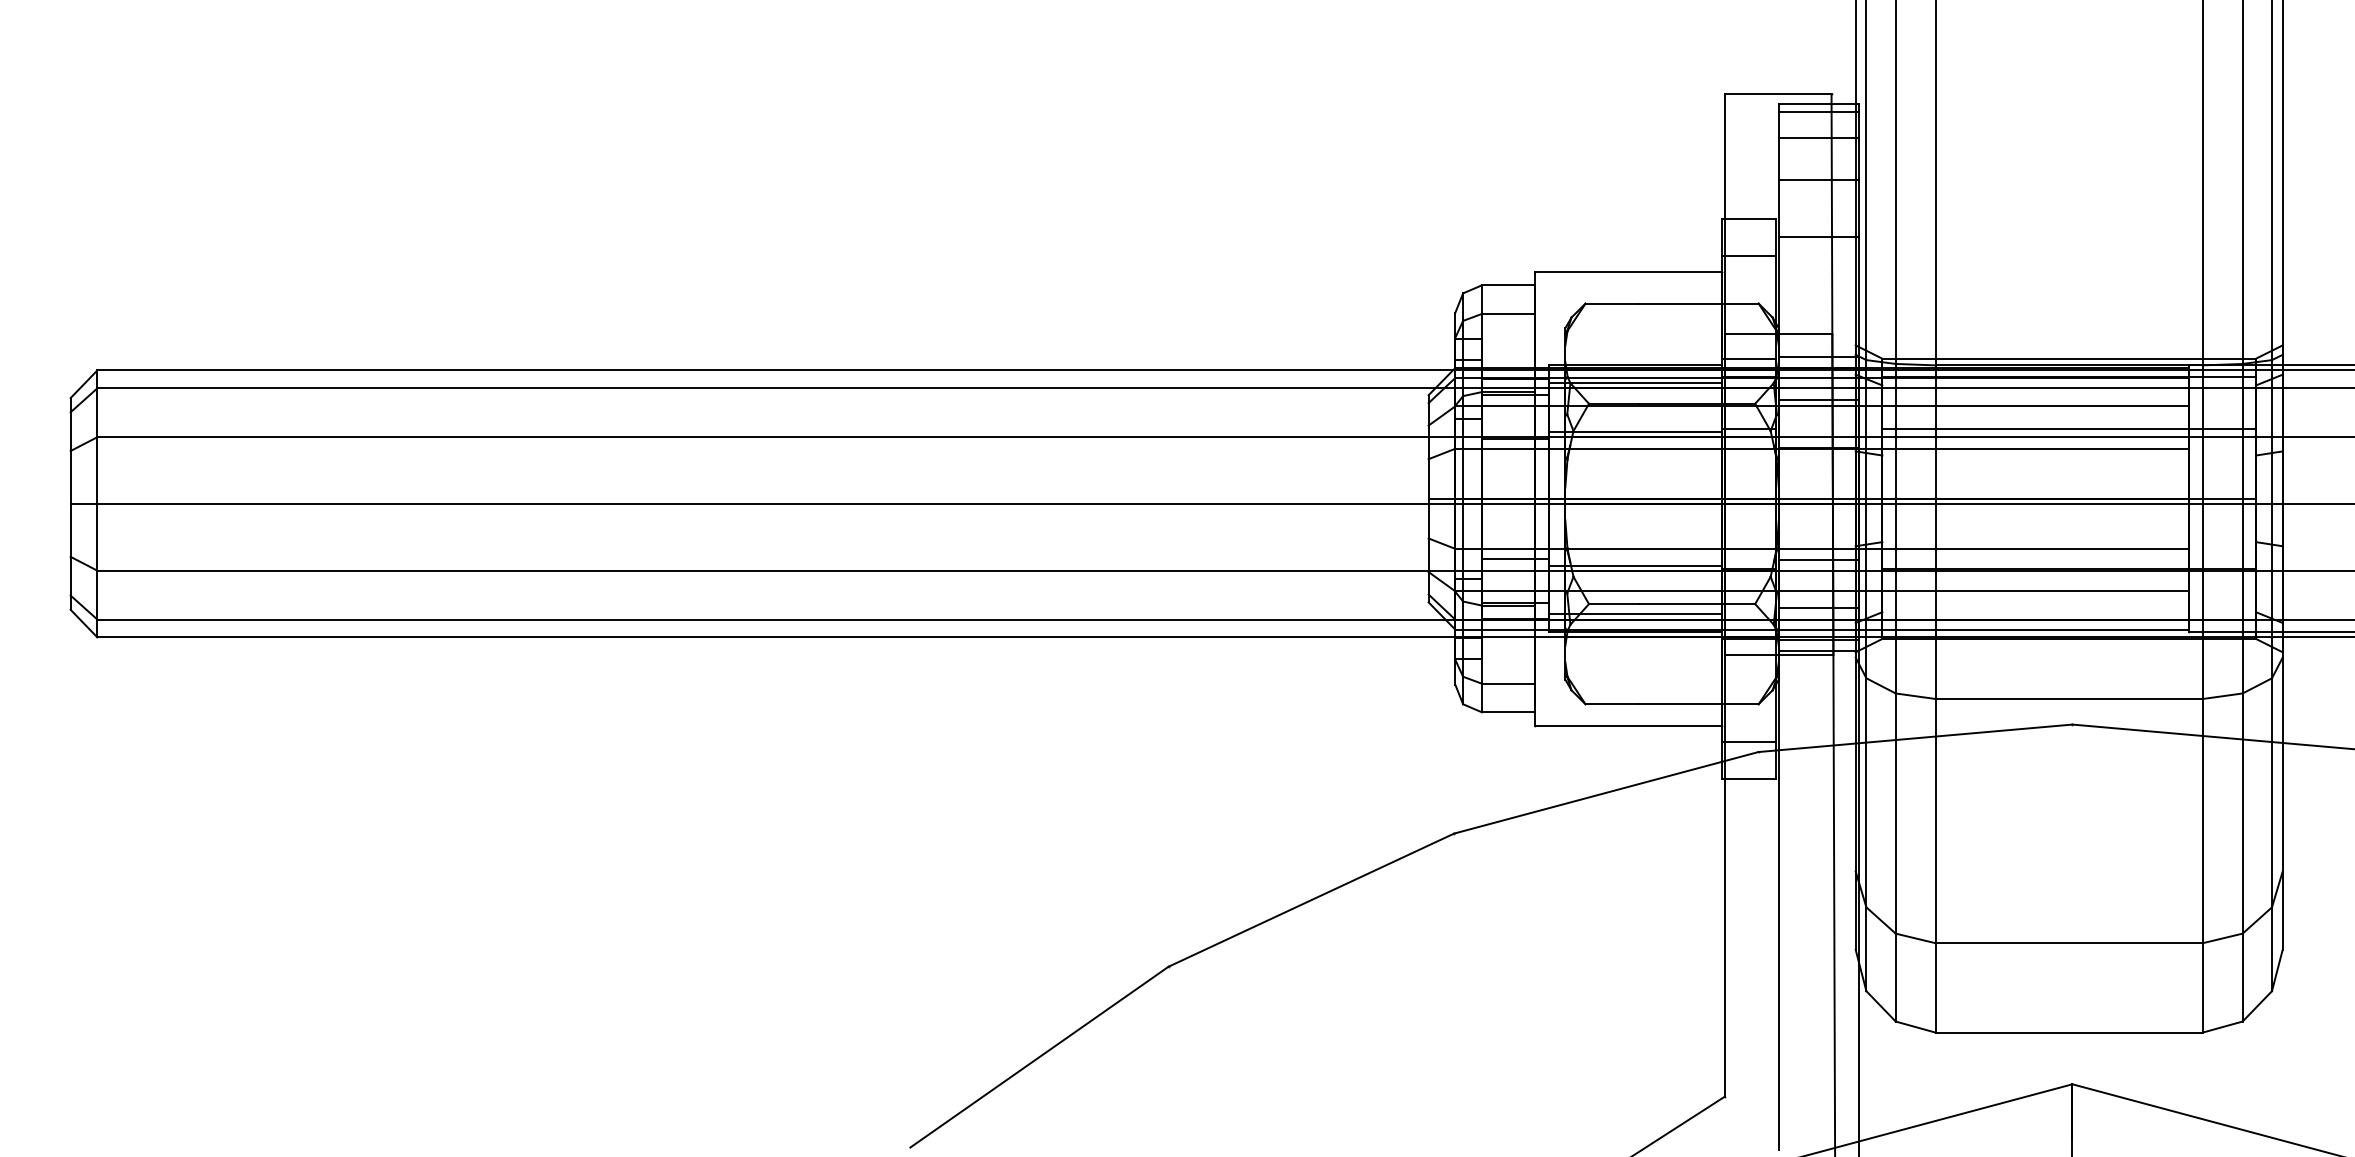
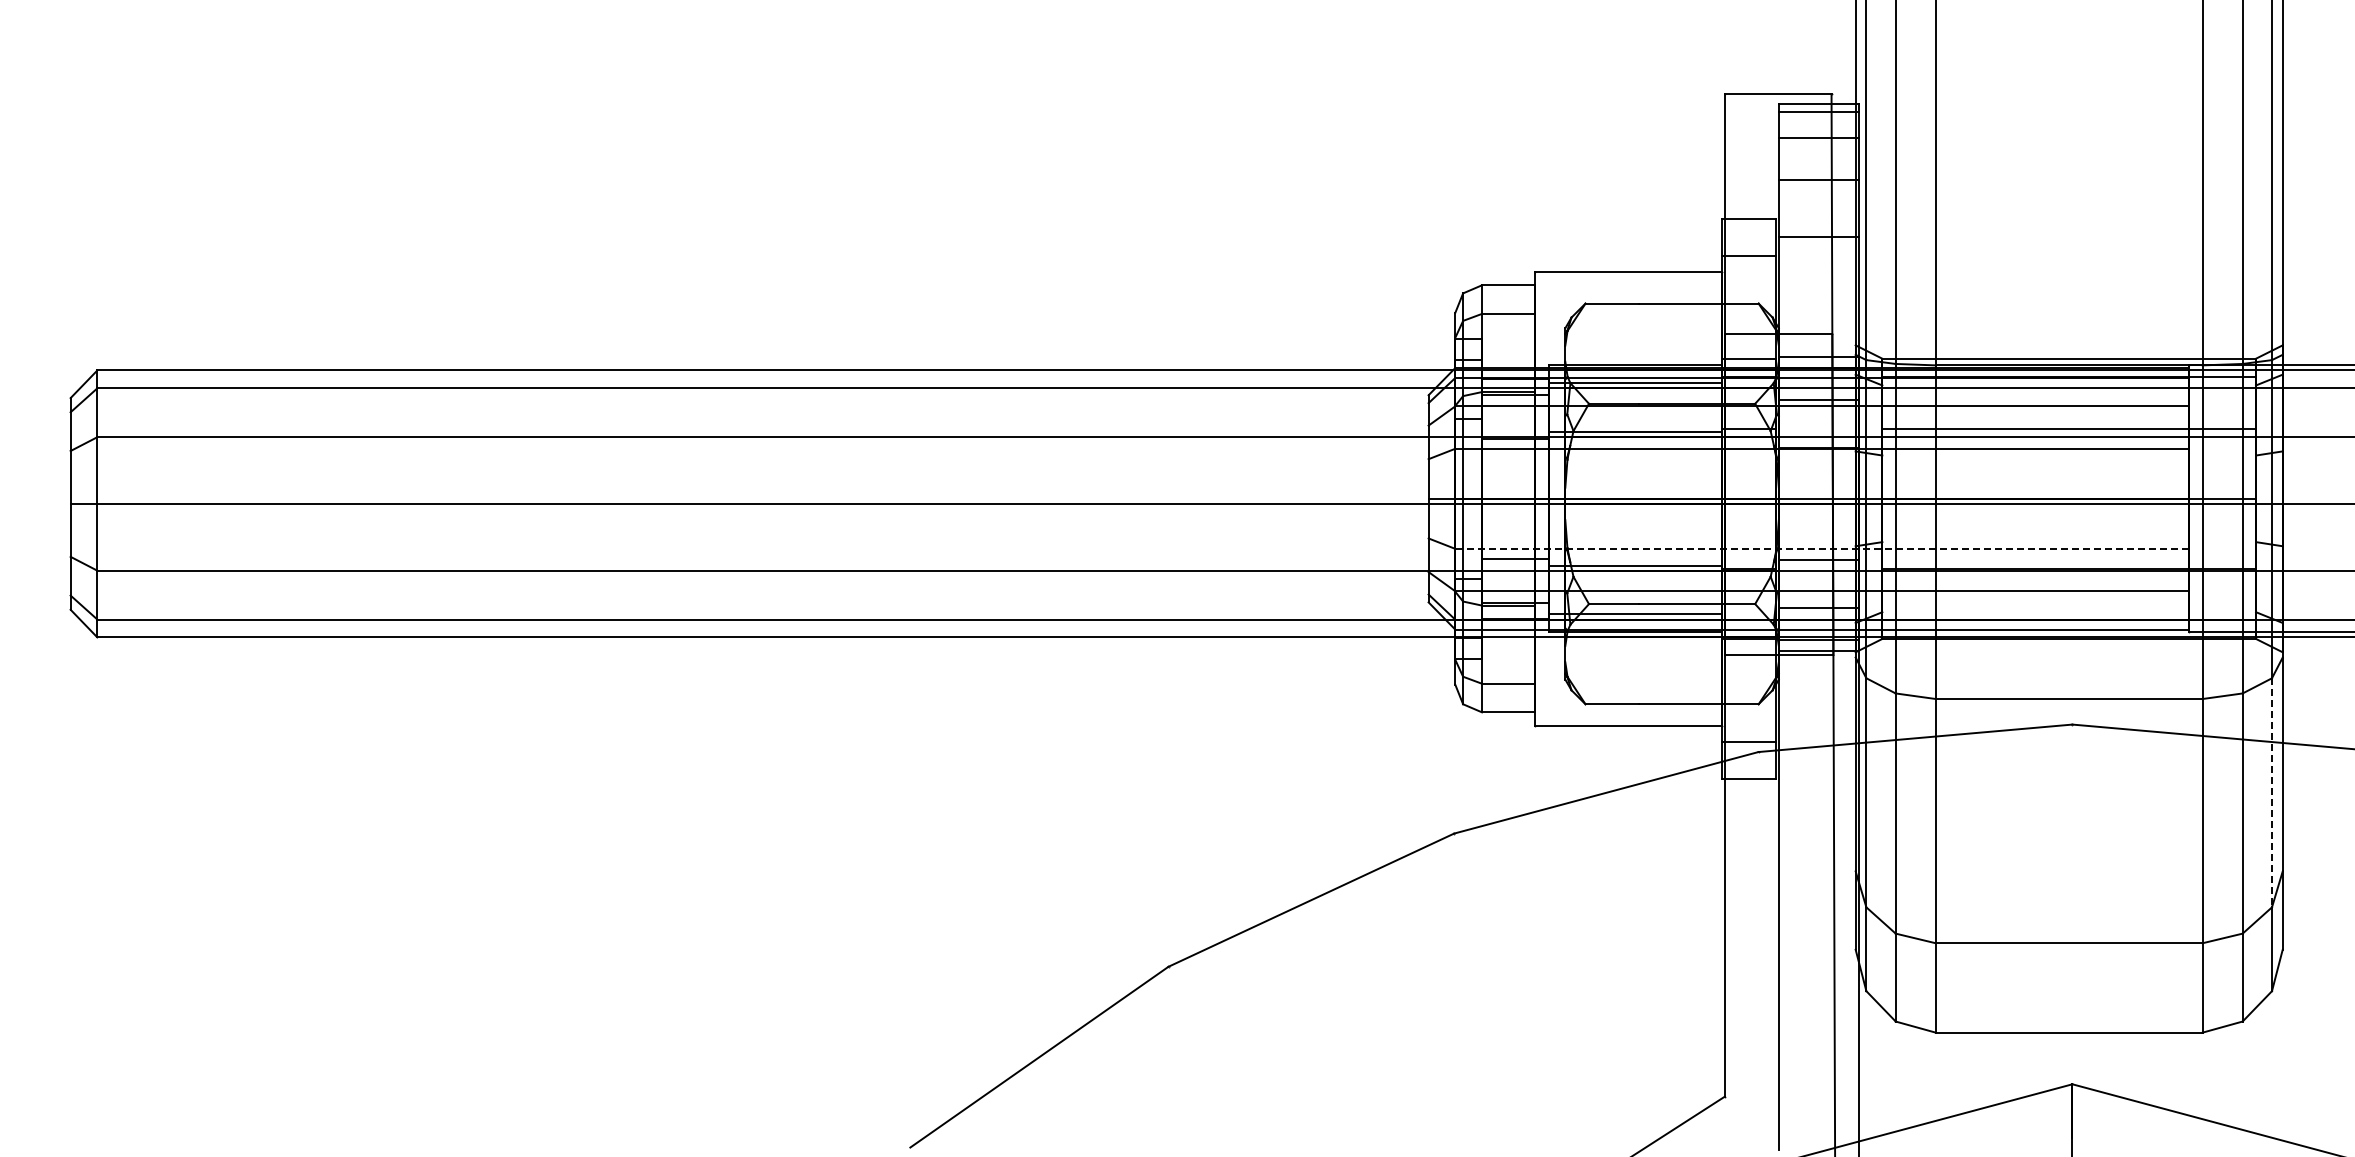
line: solid -> dashed (1822, 548)
line: solid -> dashed (2271, 792)
